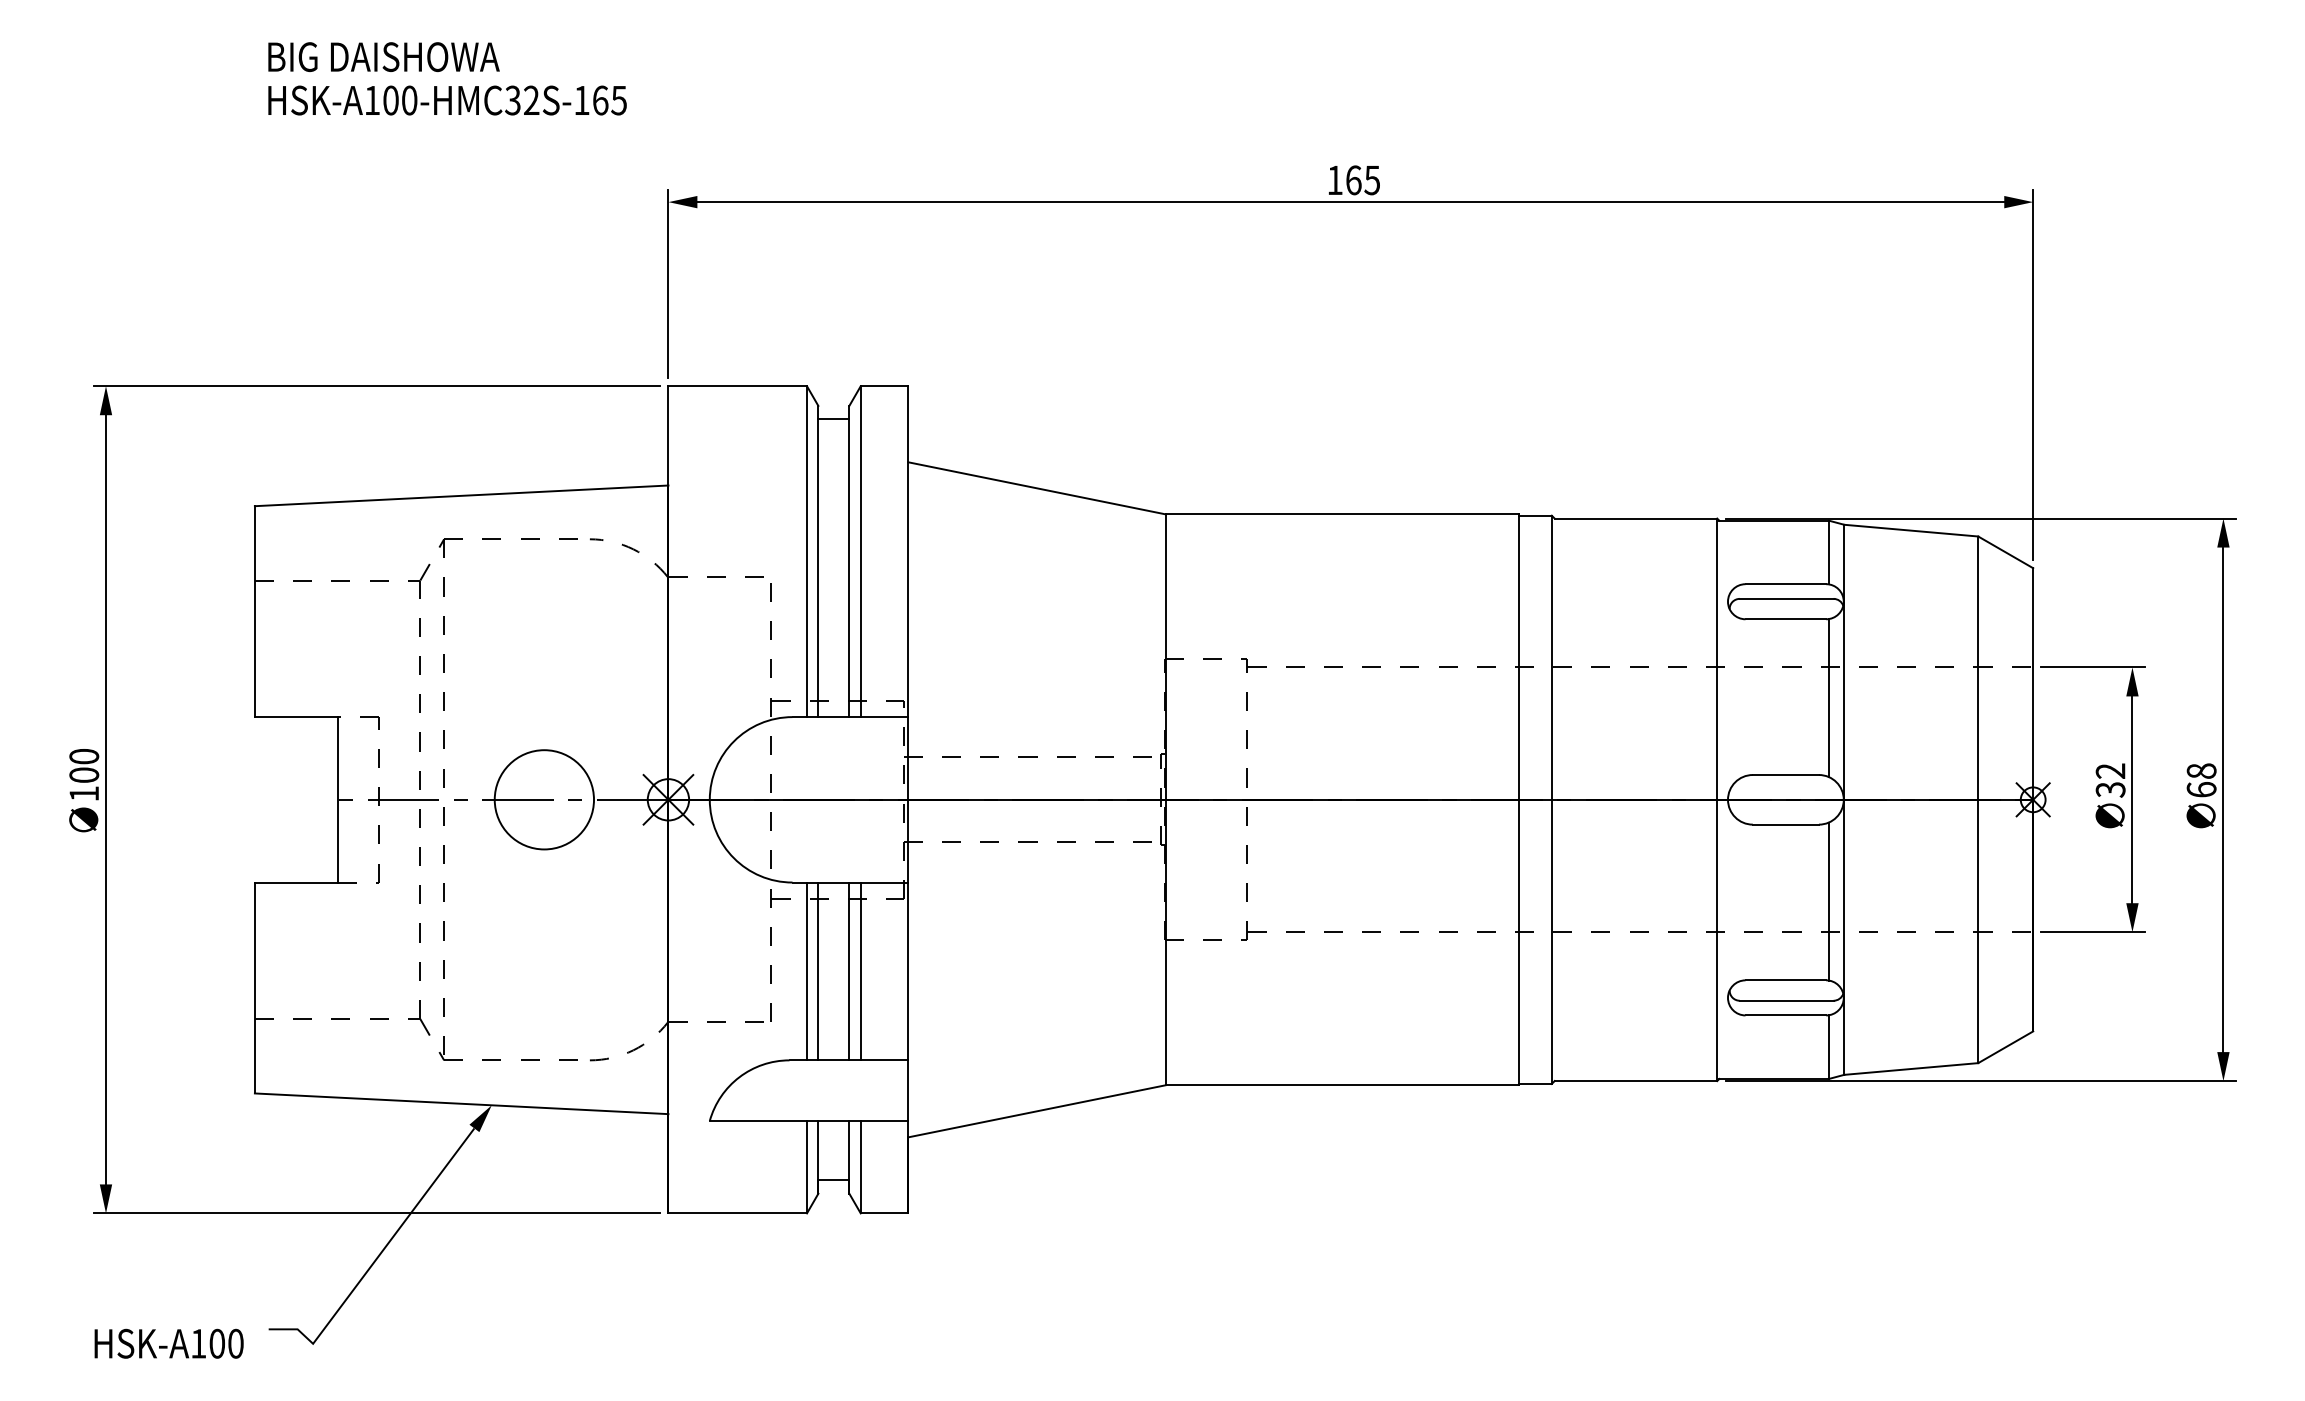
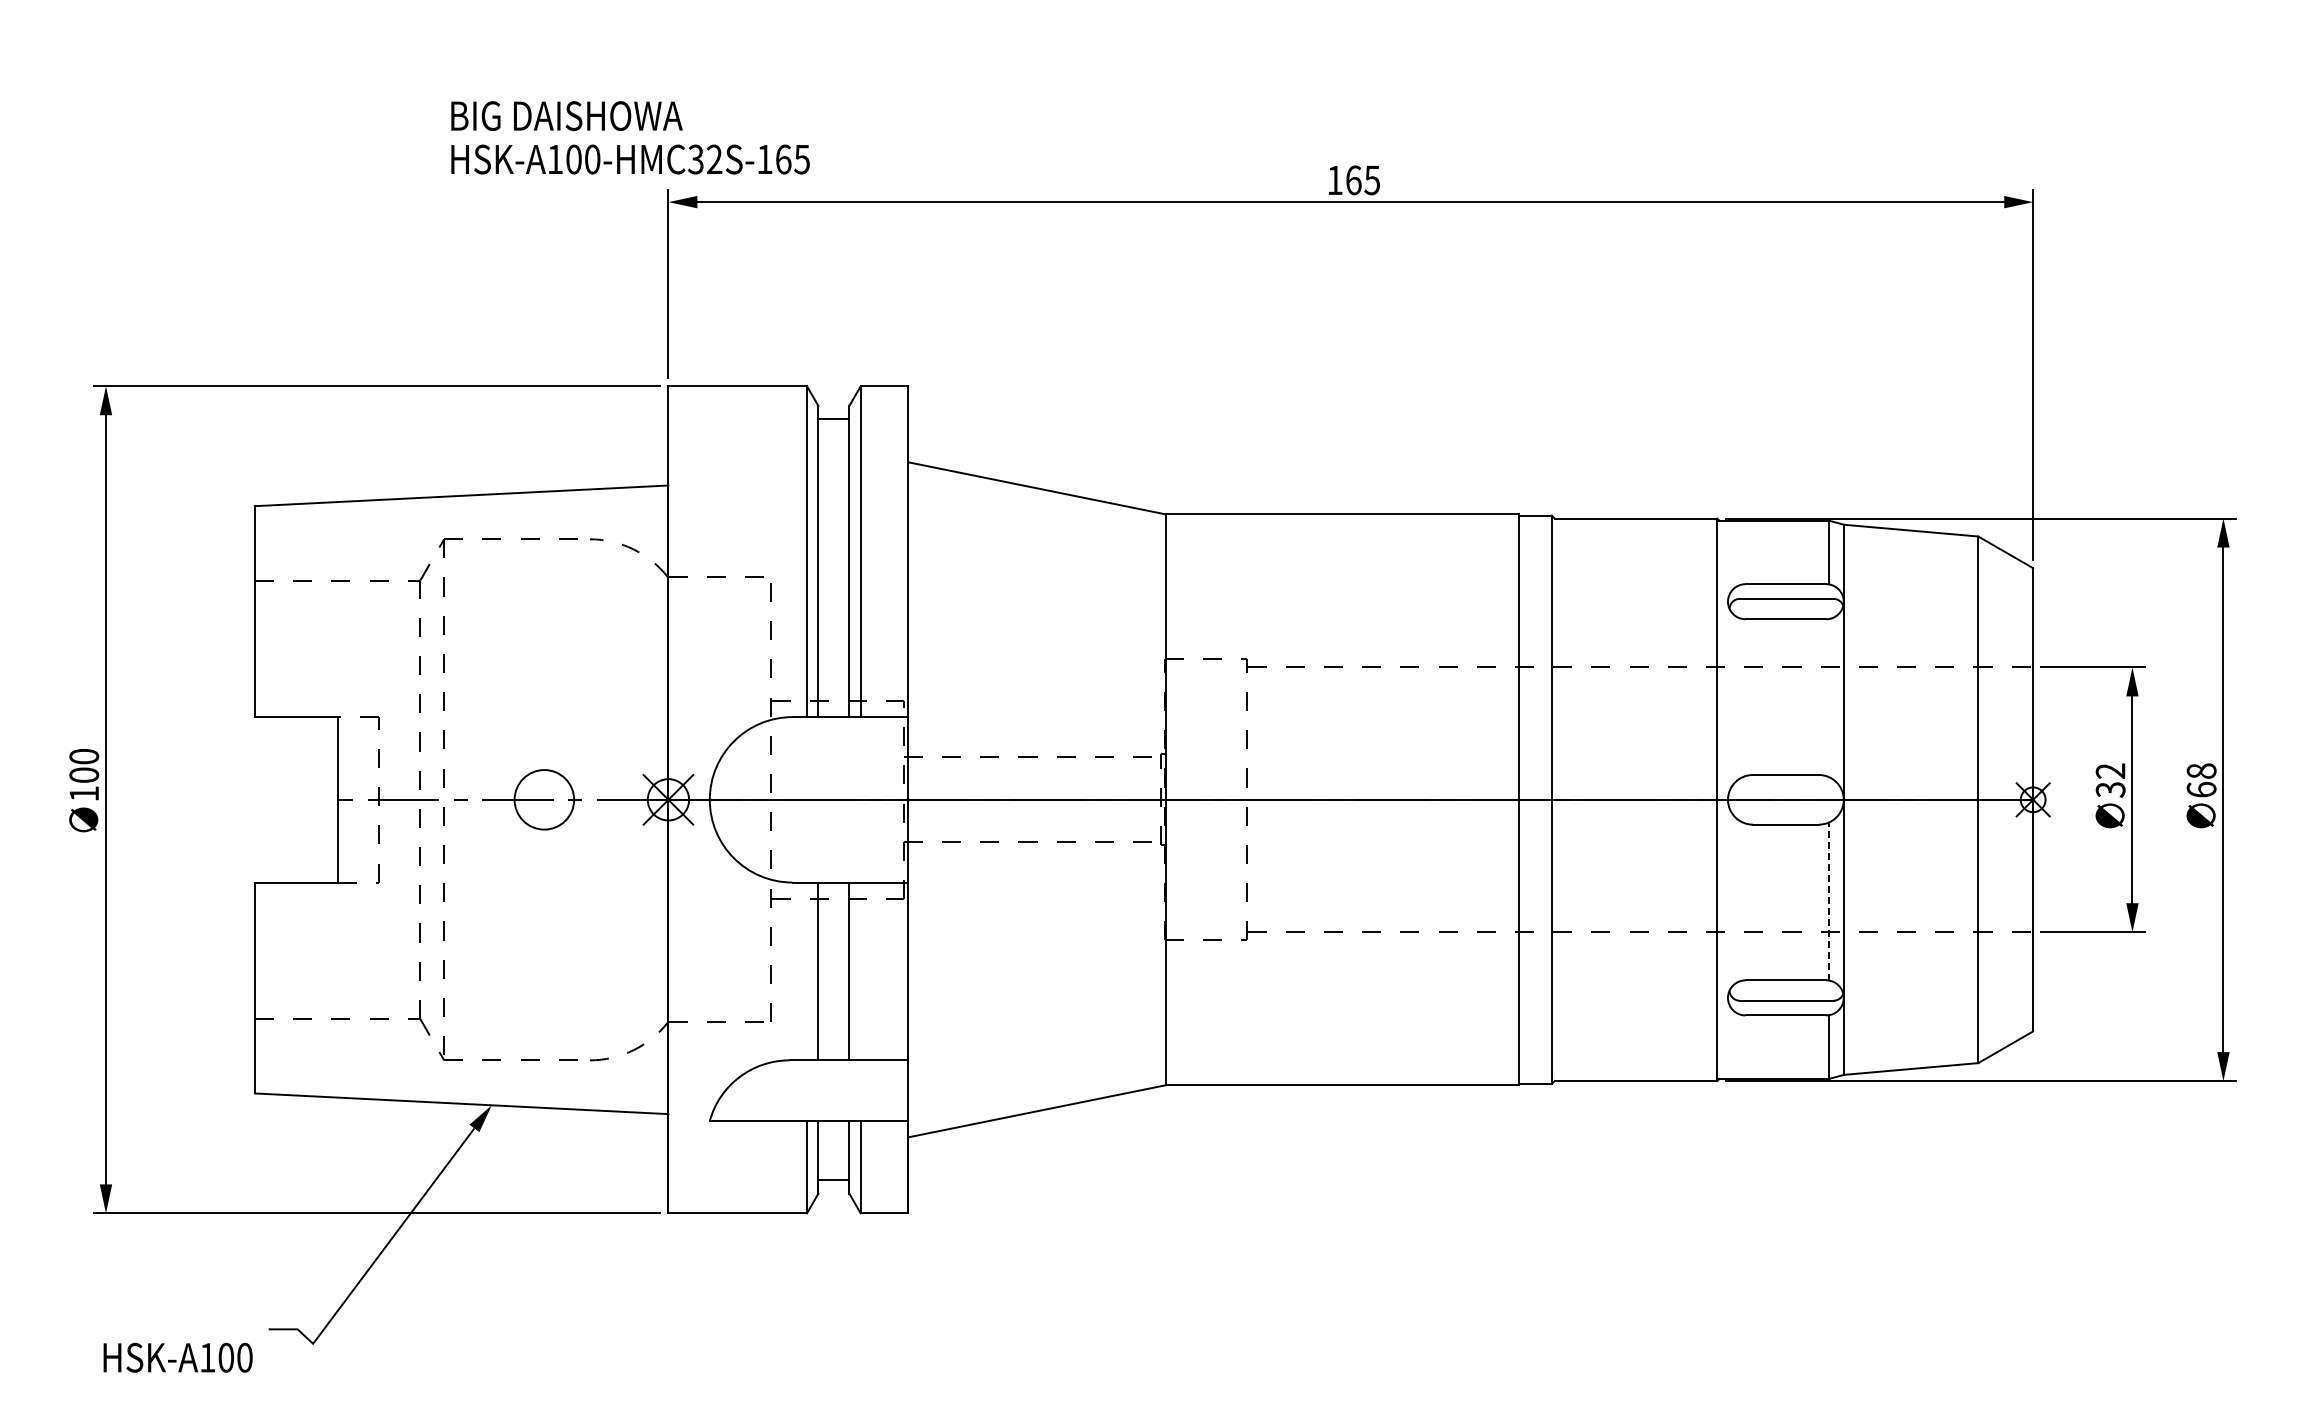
text position: (447, 78) -> (630, 137) (630, 137)
line: present -> none (1828, 698)
circle diameter: 99 px -> 60 px (544, 799)
line: solid -> dashed (1828, 901)
line: present -> none (807, 971)
line: present -> none (860, 971)
text position: (168, 1343) -> (177, 1357) (177, 1357)
